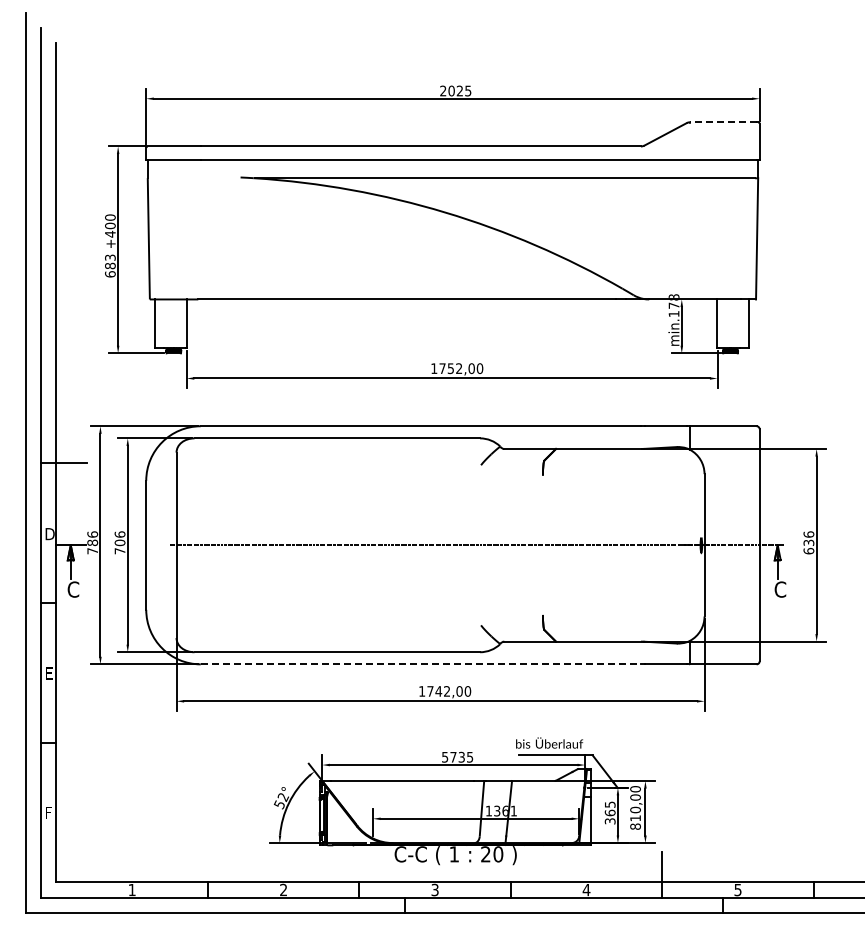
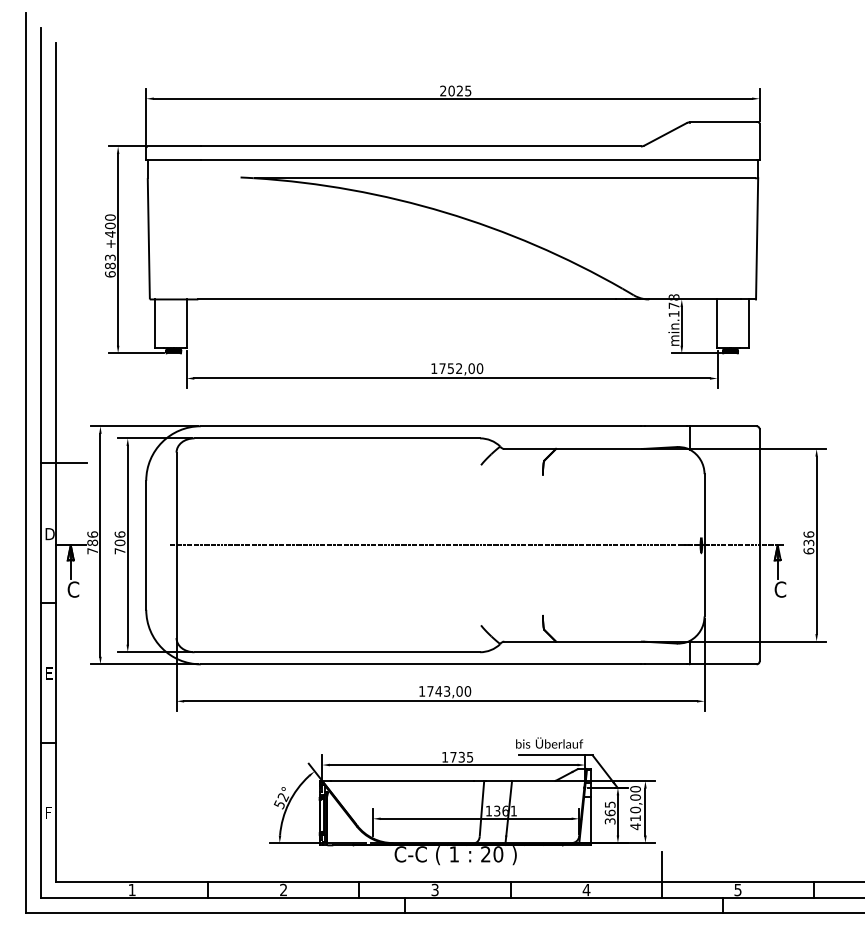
line: dashed -> solid (722, 122)
line: dashed -> solid (421, 664)
text: 1742,00 -> 1743,00 (447, 691)
text: 5735 -> 1735 (445, 757)
text: 810,00 -> 410,00 (635, 826)
